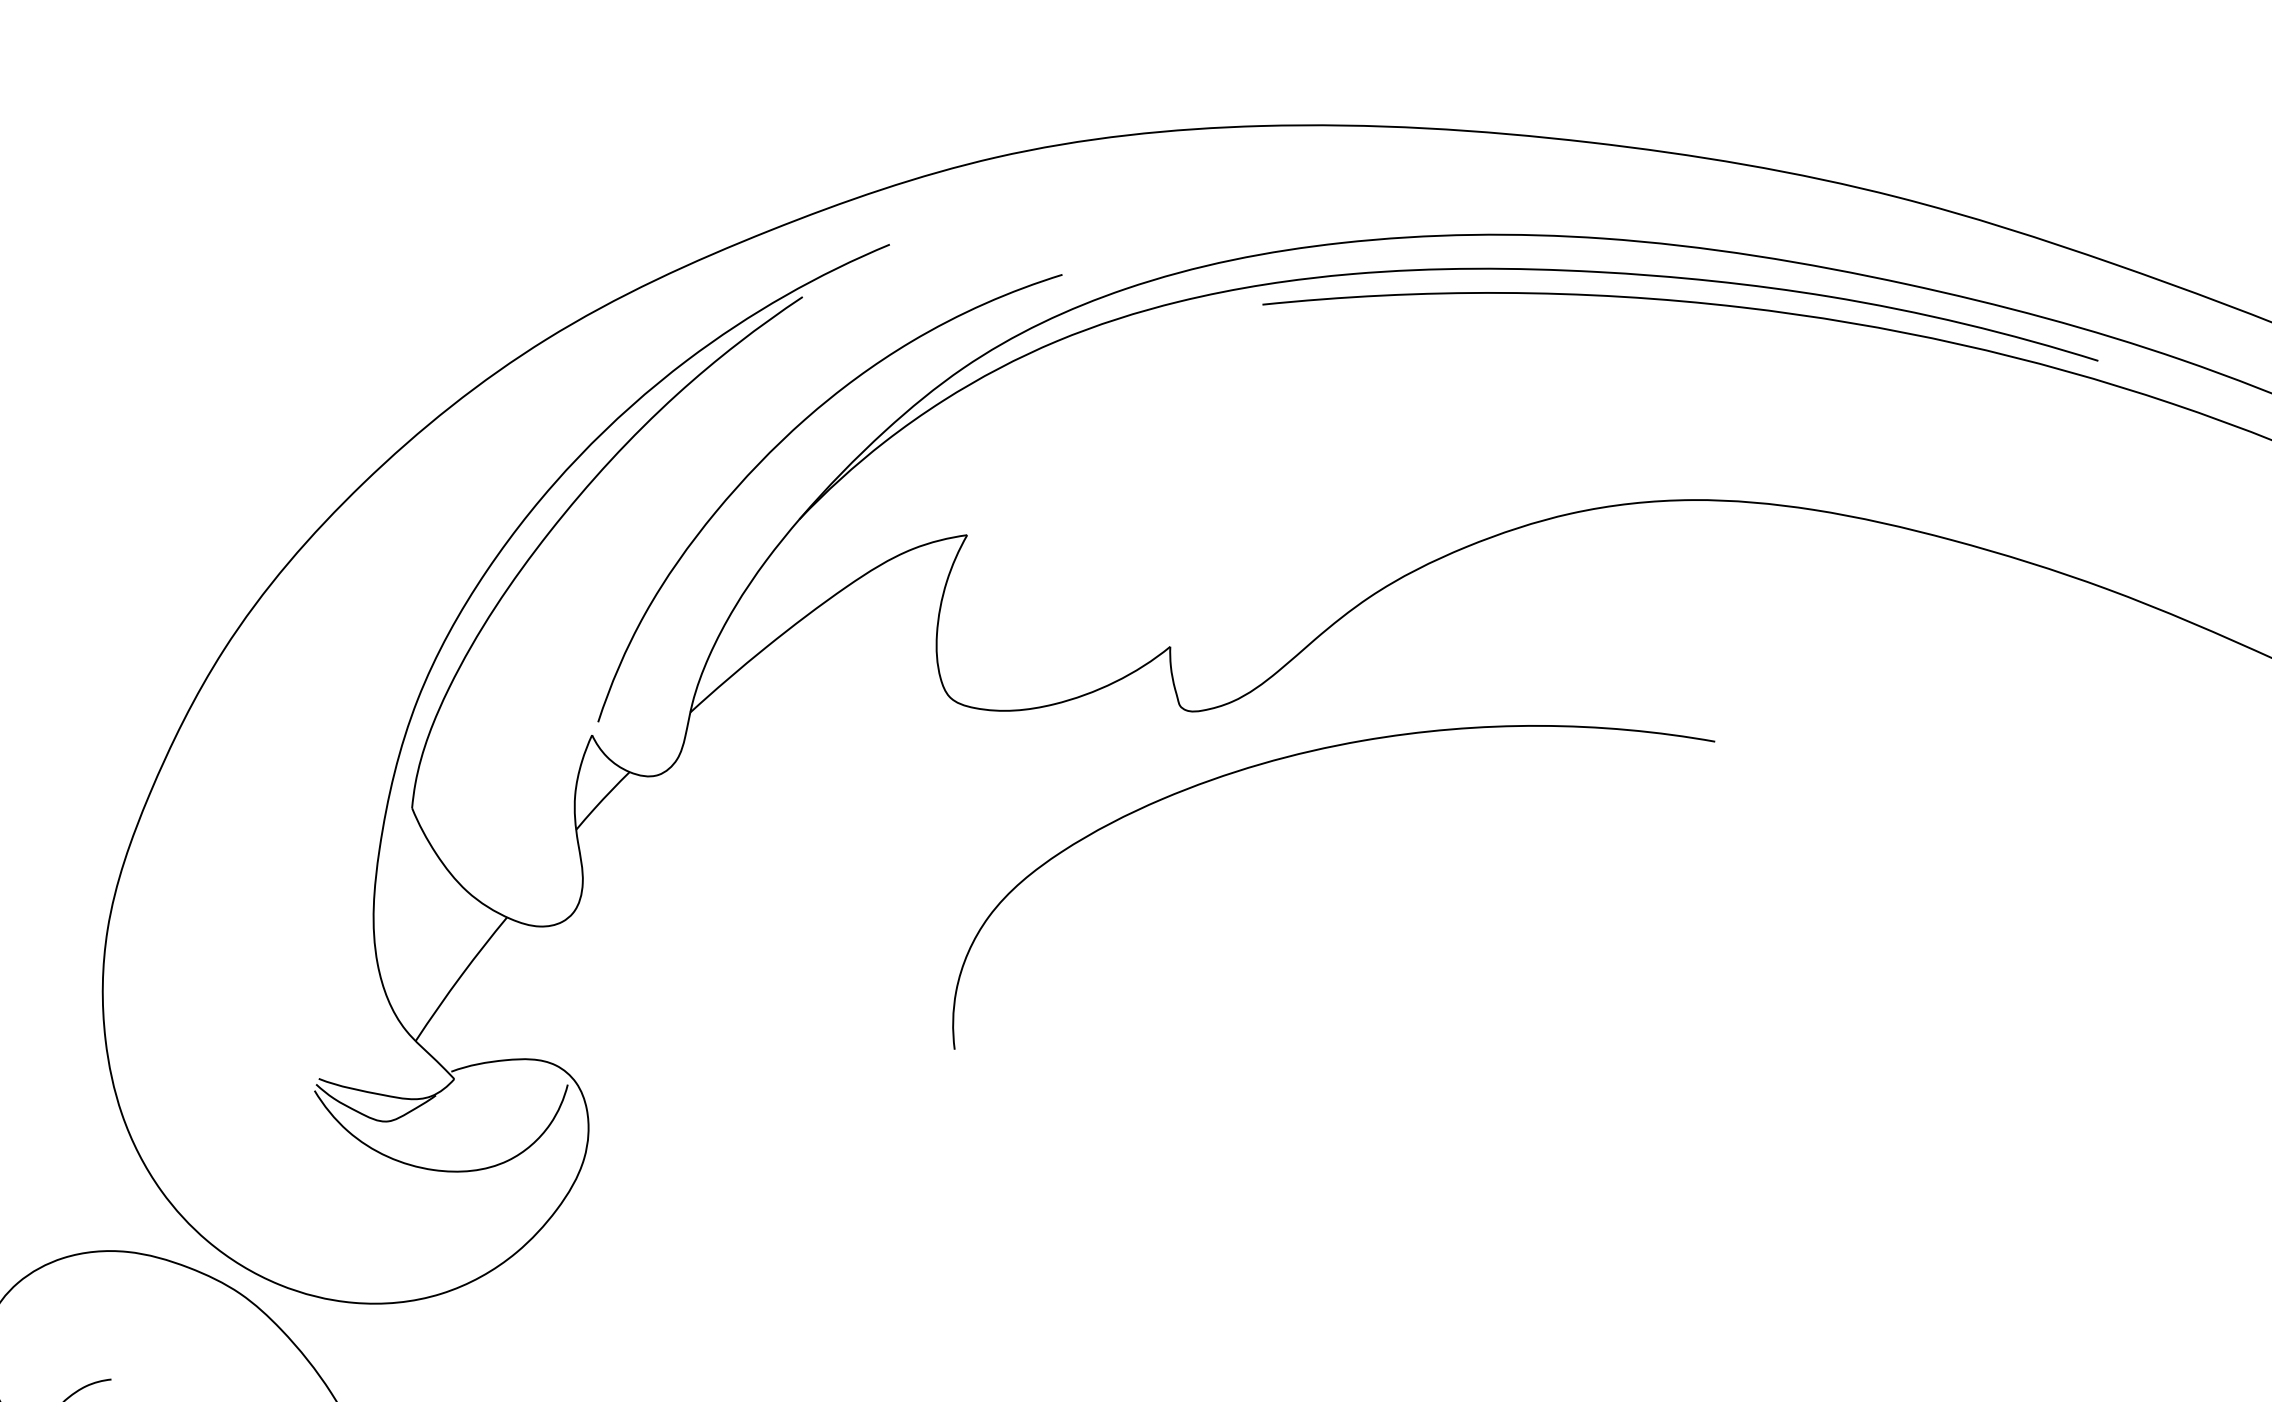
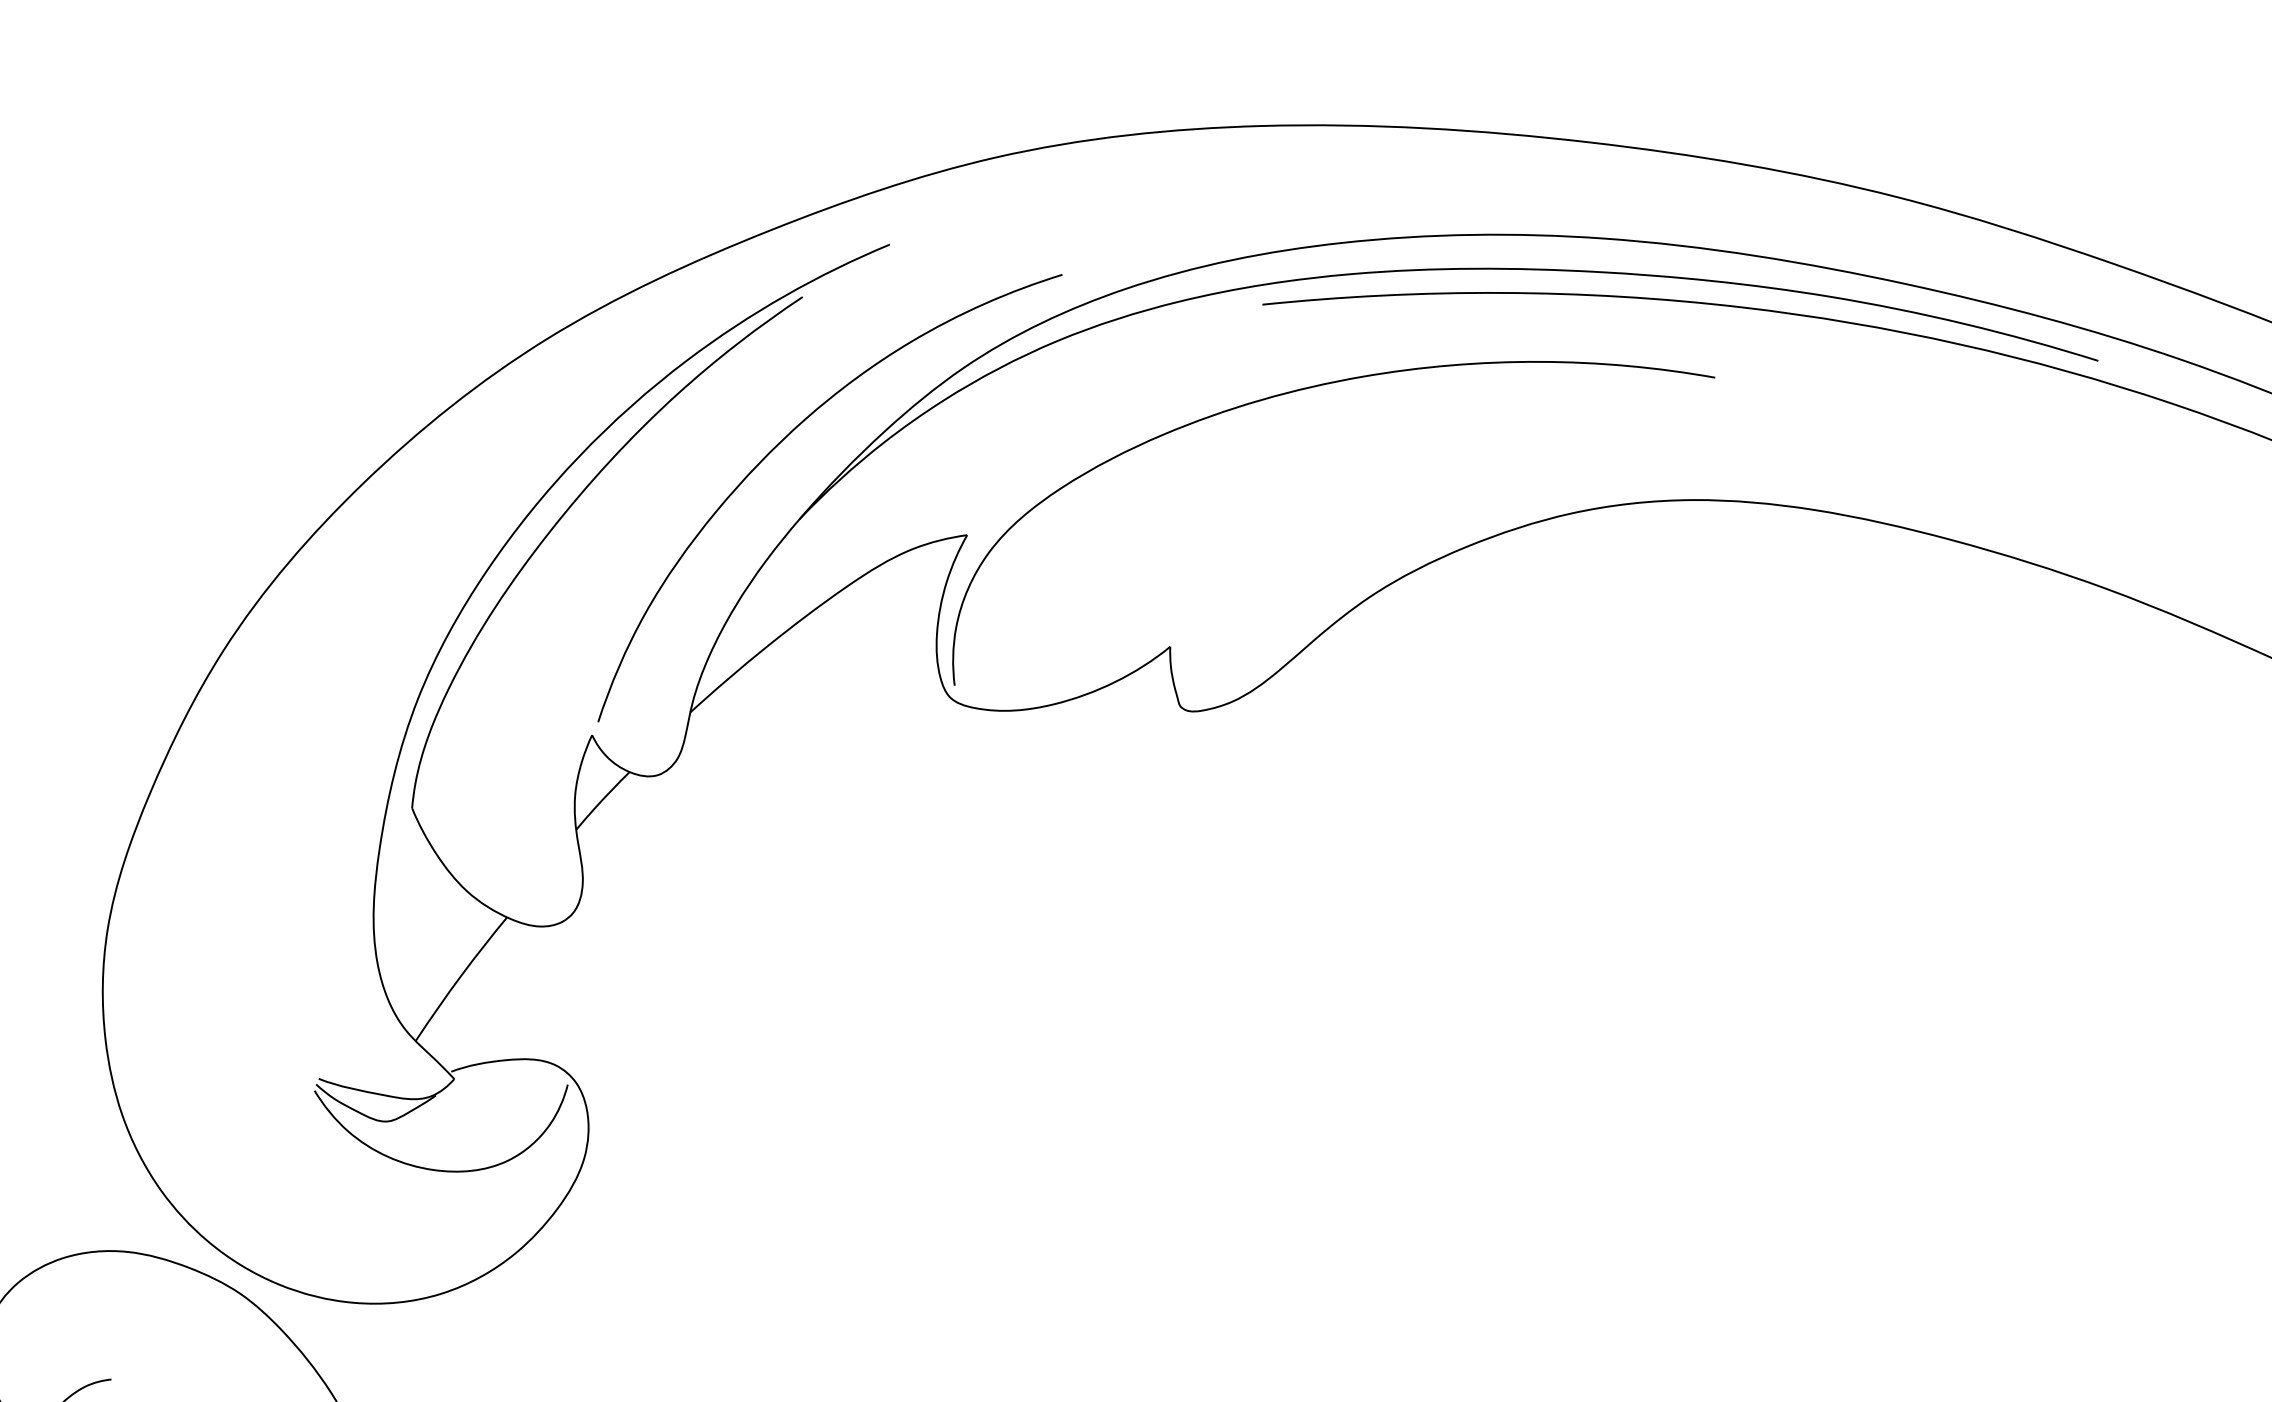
curve position: (1302, 754) -> (1302, 390) (1302, 390)
